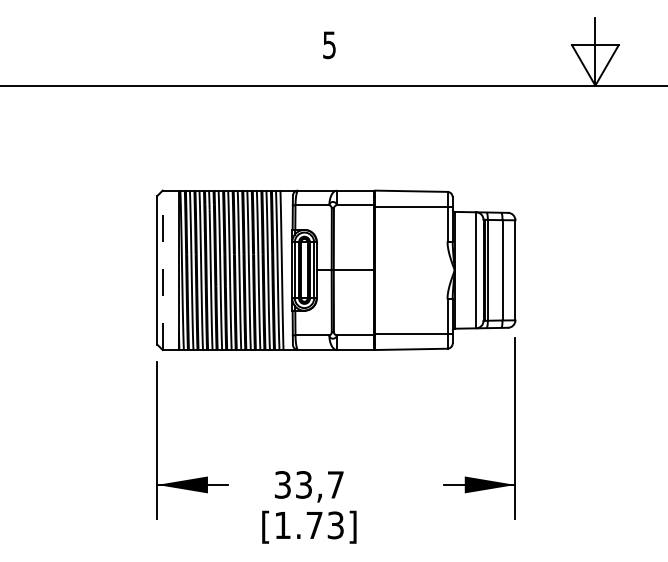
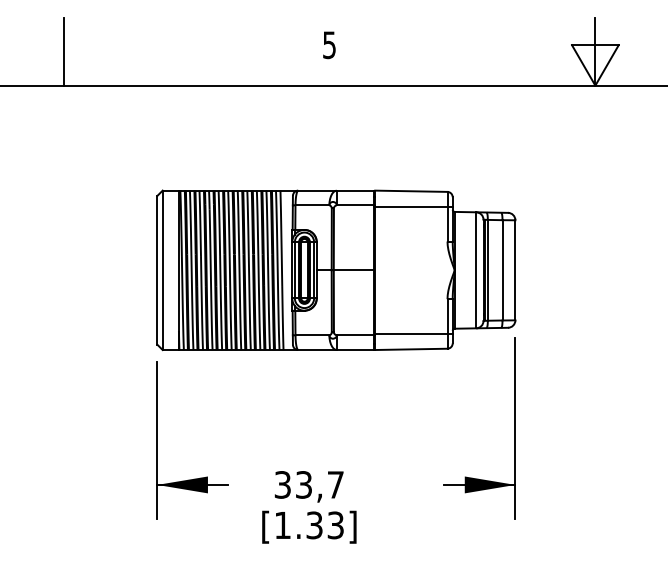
line: none -> present (63, 51)
line: dashed -> solid (162, 270)
text: [1.73] -> [1.33] (314, 525)
